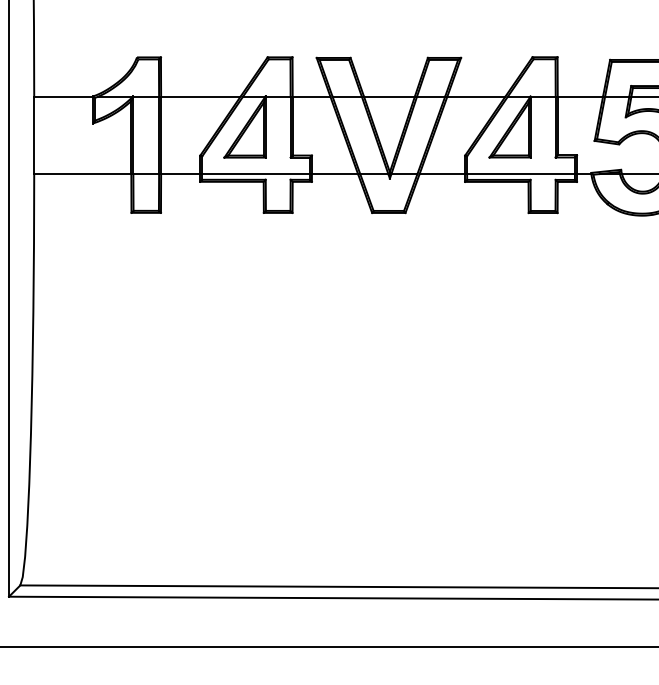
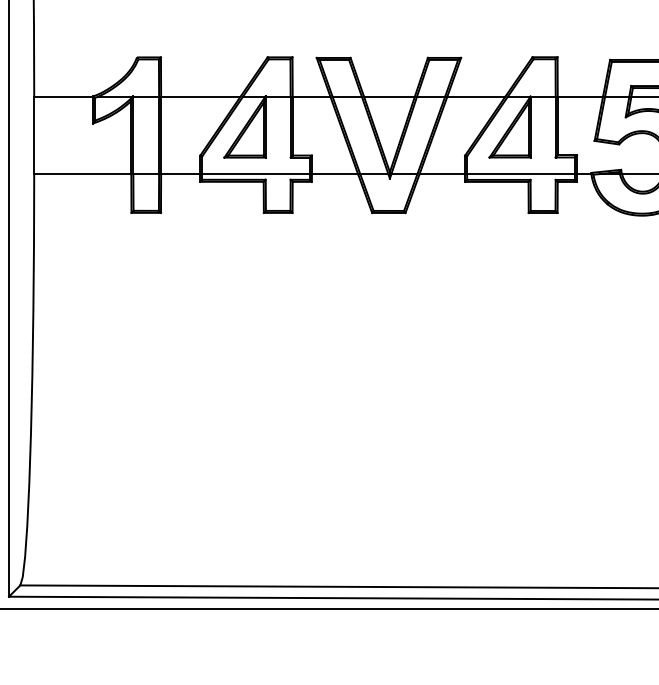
line position: (328, 646) -> (328, 608) (328, 608)
